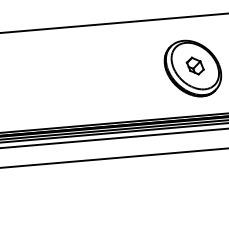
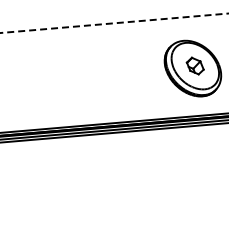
line: solid -> dashed (114, 23)
line: present -> none (113, 137)
line: present -> none (113, 157)
